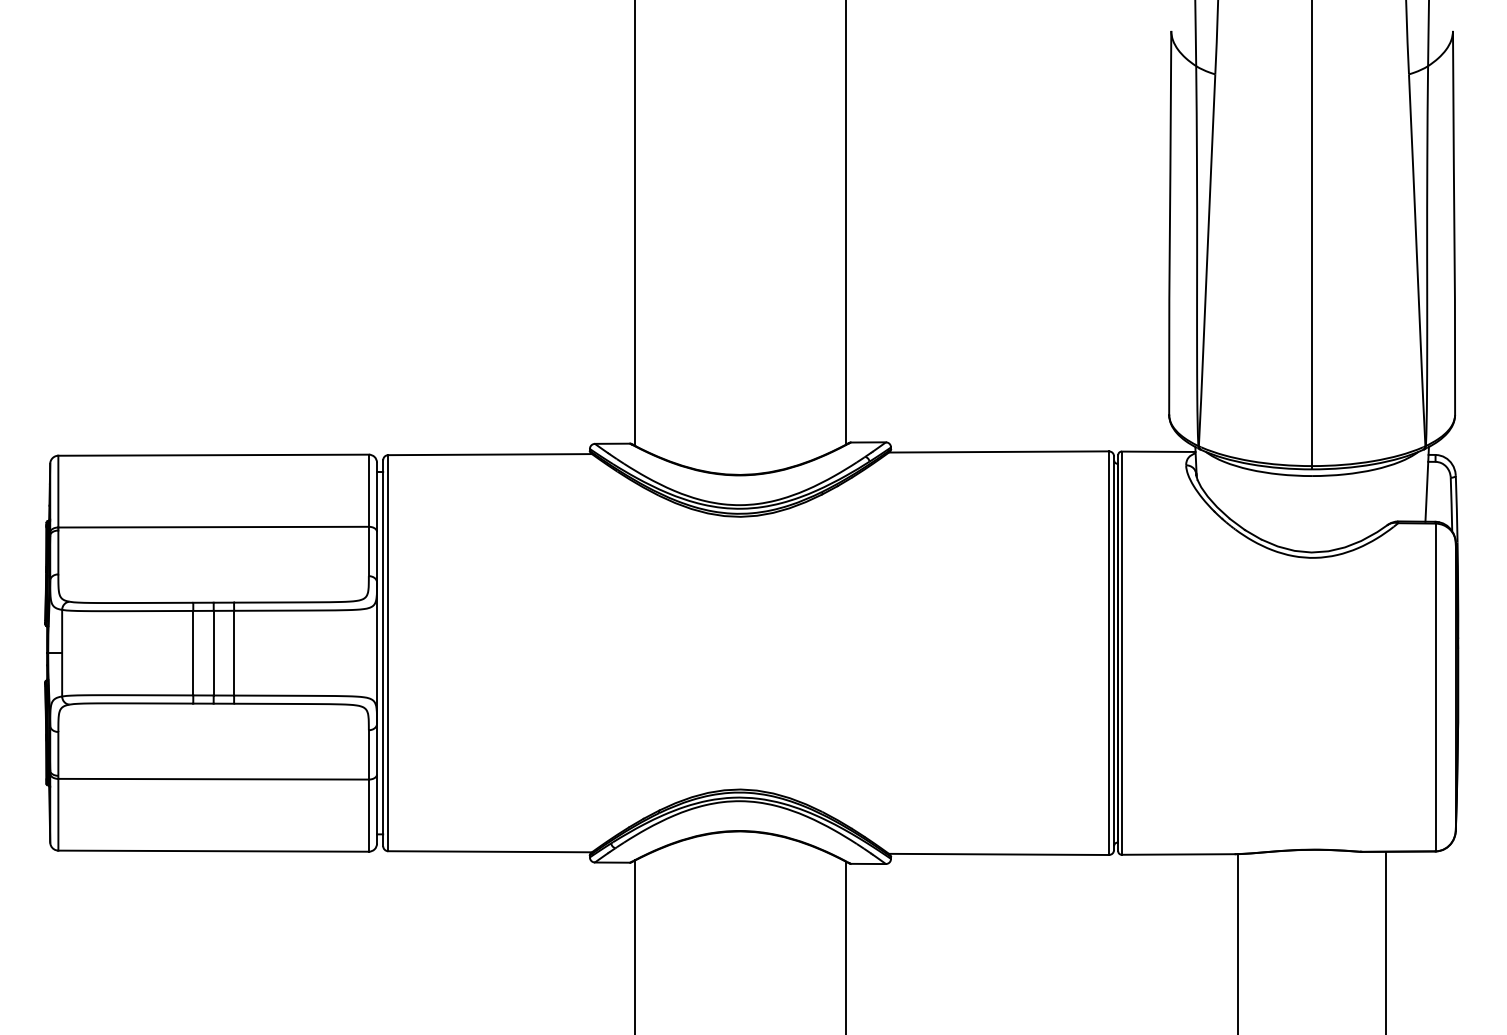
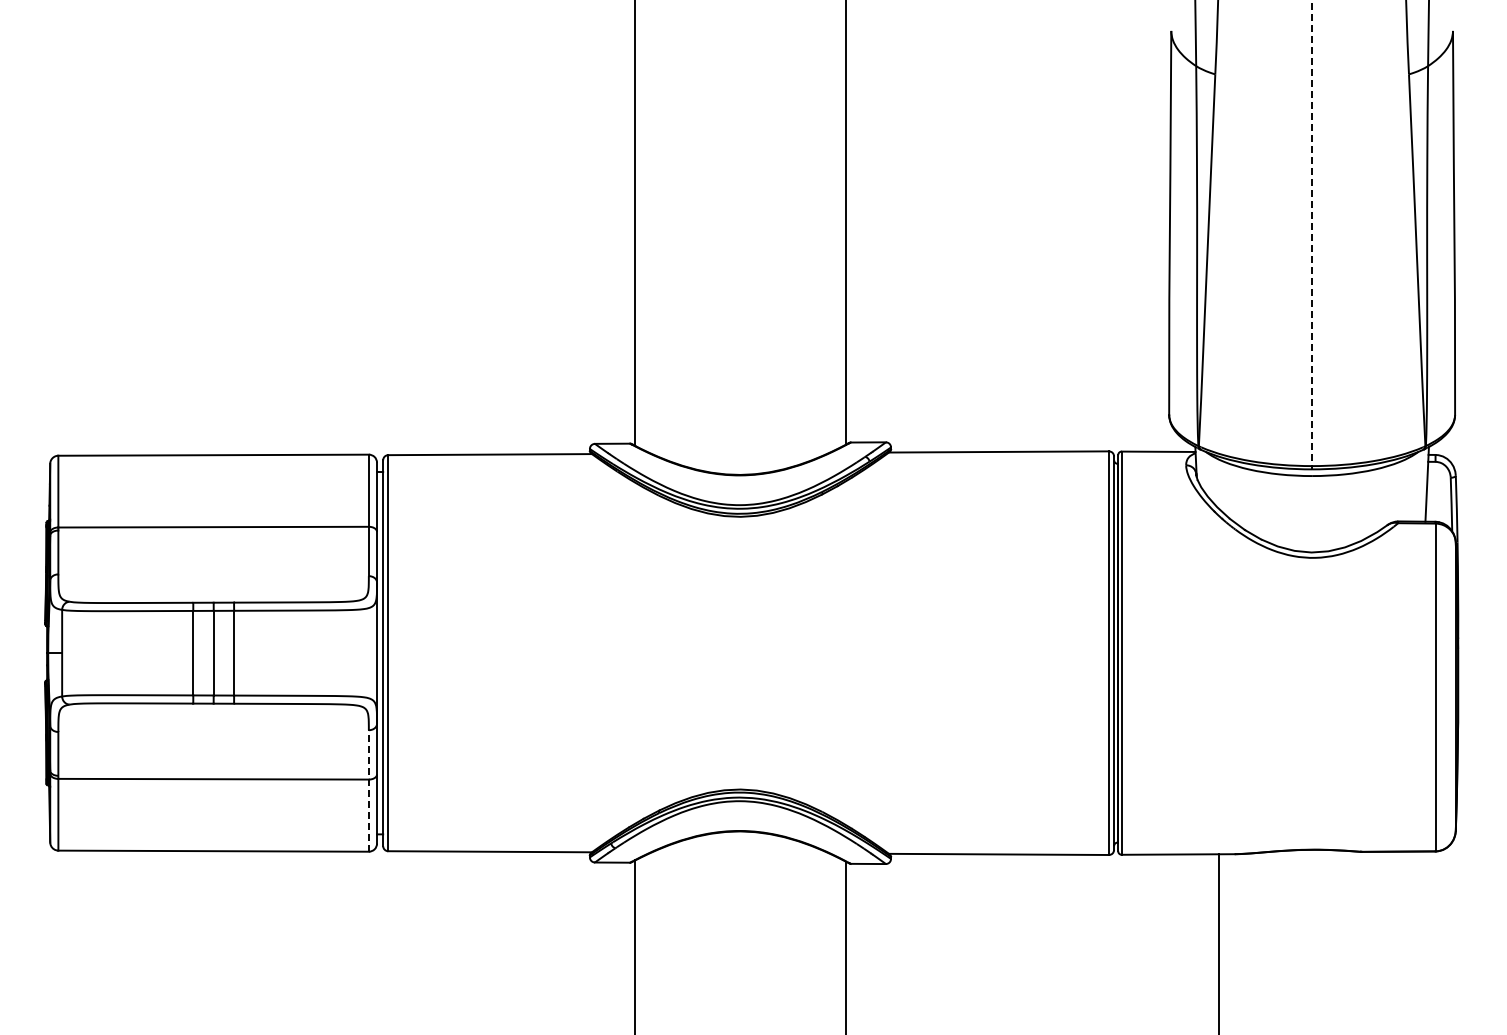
line: solid -> dashed (1312, 233)
line: solid -> dashed (368, 790)
line: present -> none (1386, 941)
line position: (1238, 942) -> (1219, 942) (1219, 942)
